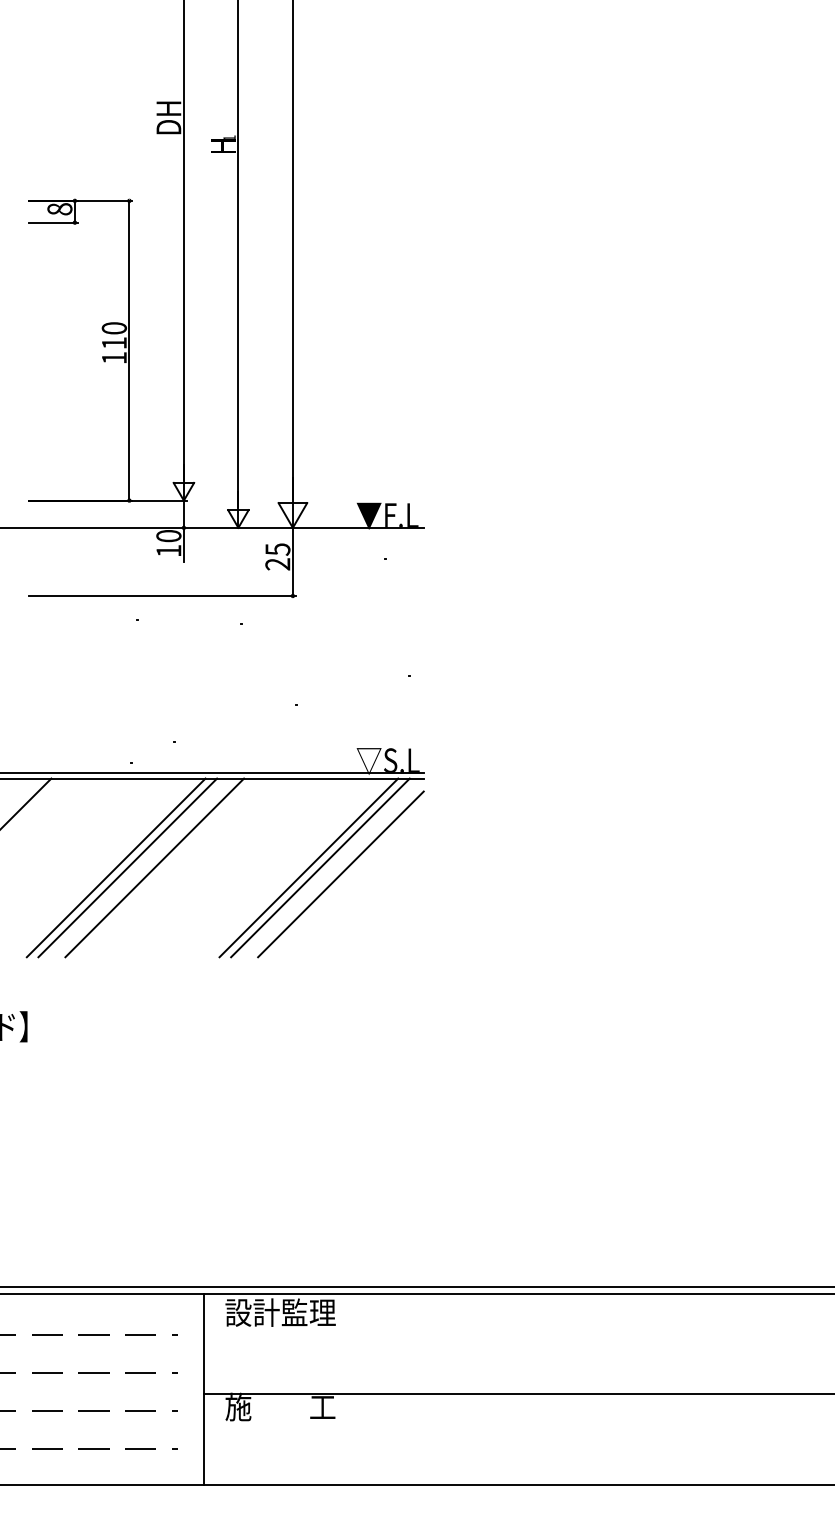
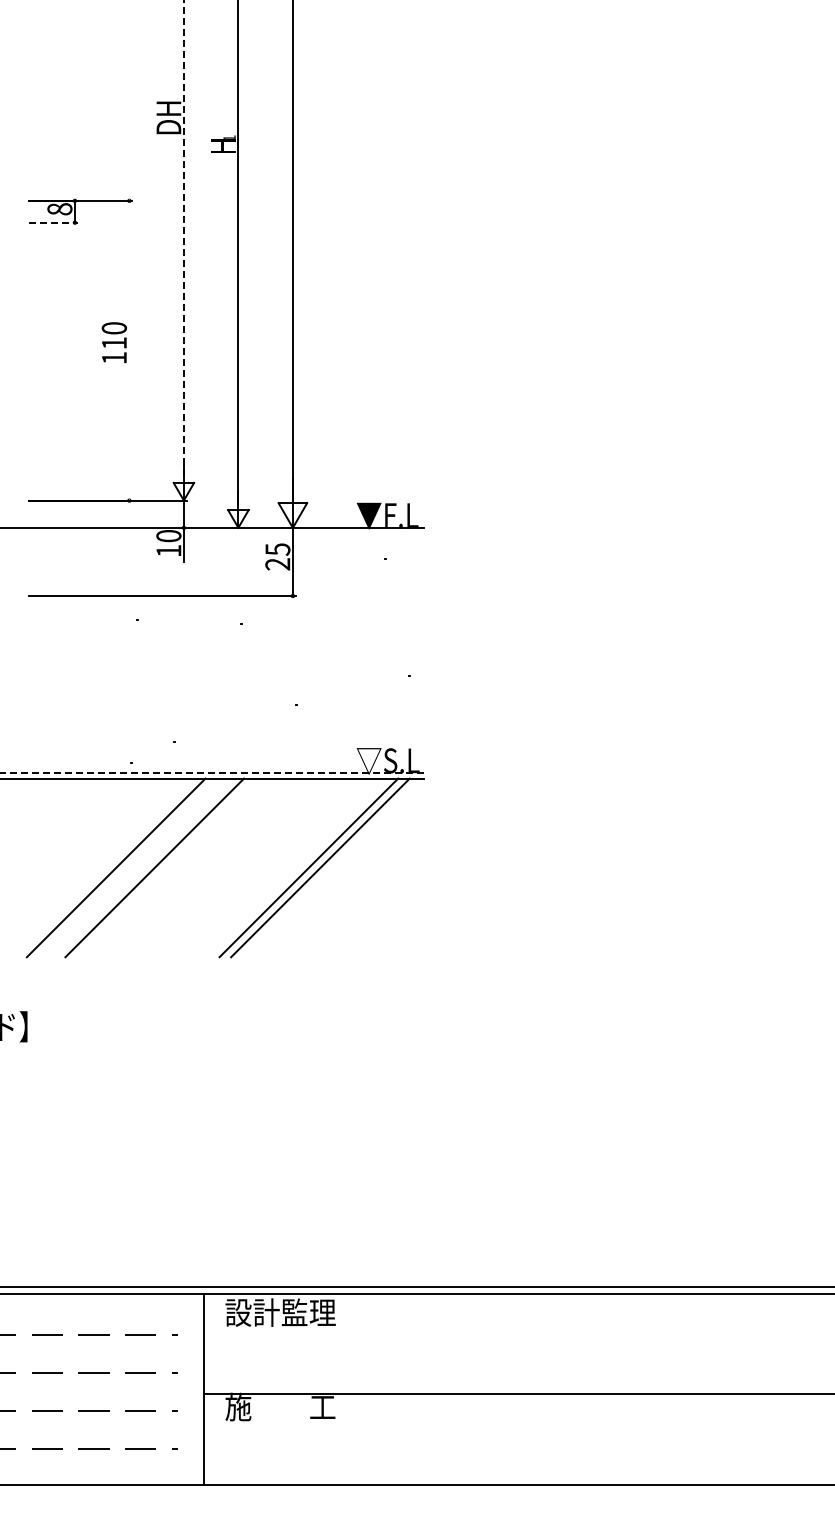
line: solid -> dashed (53, 222)
line: solid -> dashed (183, 240)
line: present -> none (129, 350)
line: solid -> dashed (211, 773)
line: present -> none (26, 802)
line: present -> none (127, 867)
line: present -> none (340, 874)
